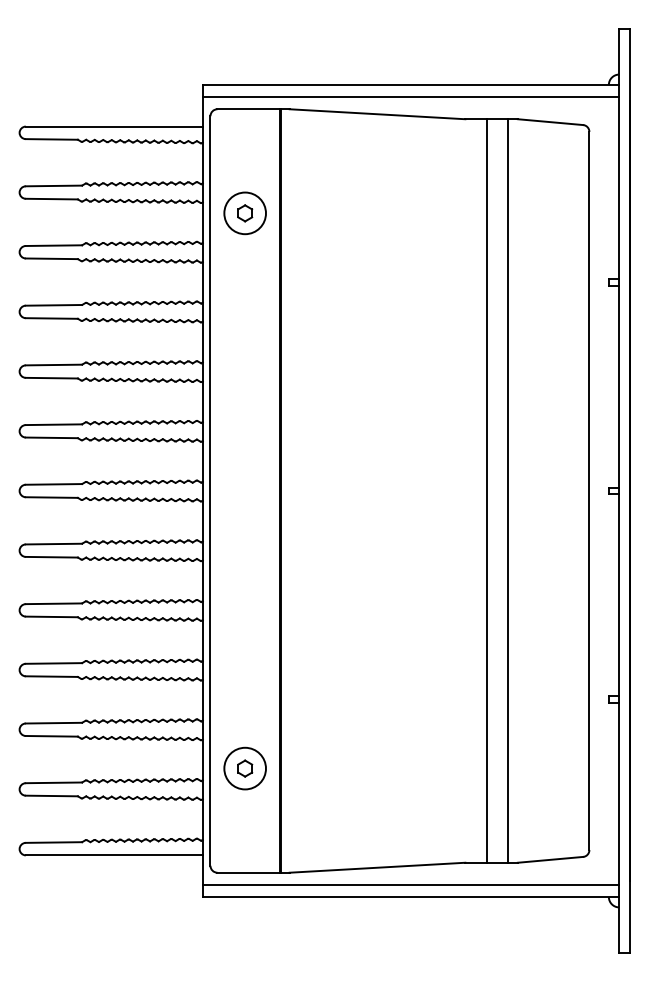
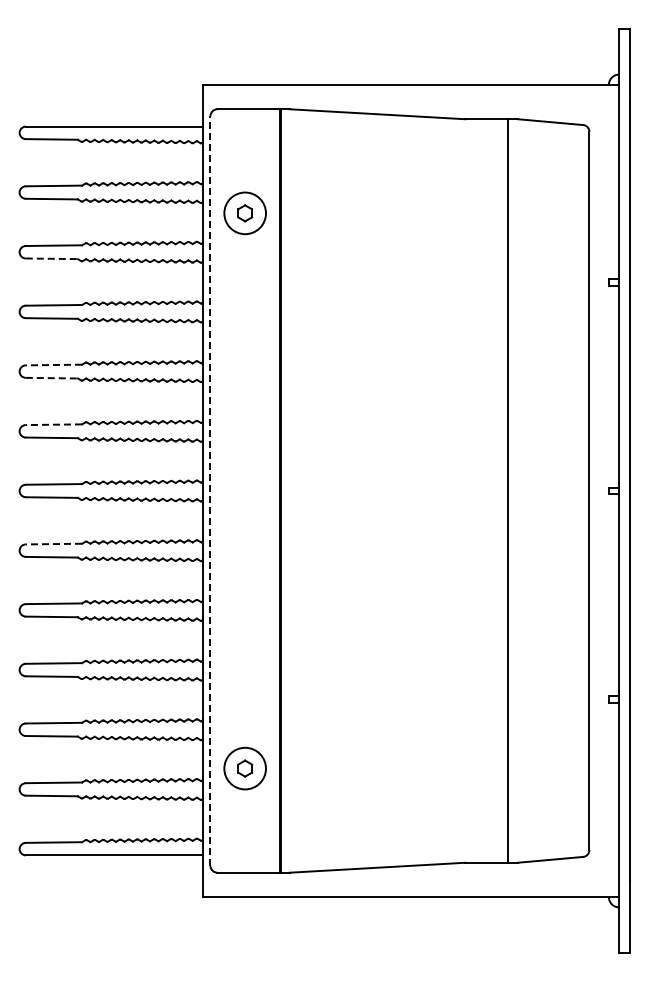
line: present -> none (410, 96)
line: solid -> dashed (51, 258)
line: solid -> dashed (53, 365)
line: solid -> dashed (51, 378)
line: solid -> dashed (53, 424)
line: solid -> dashed (210, 490)
line: present -> none (487, 490)
line: solid -> dashed (53, 544)
line: present -> none (410, 885)
